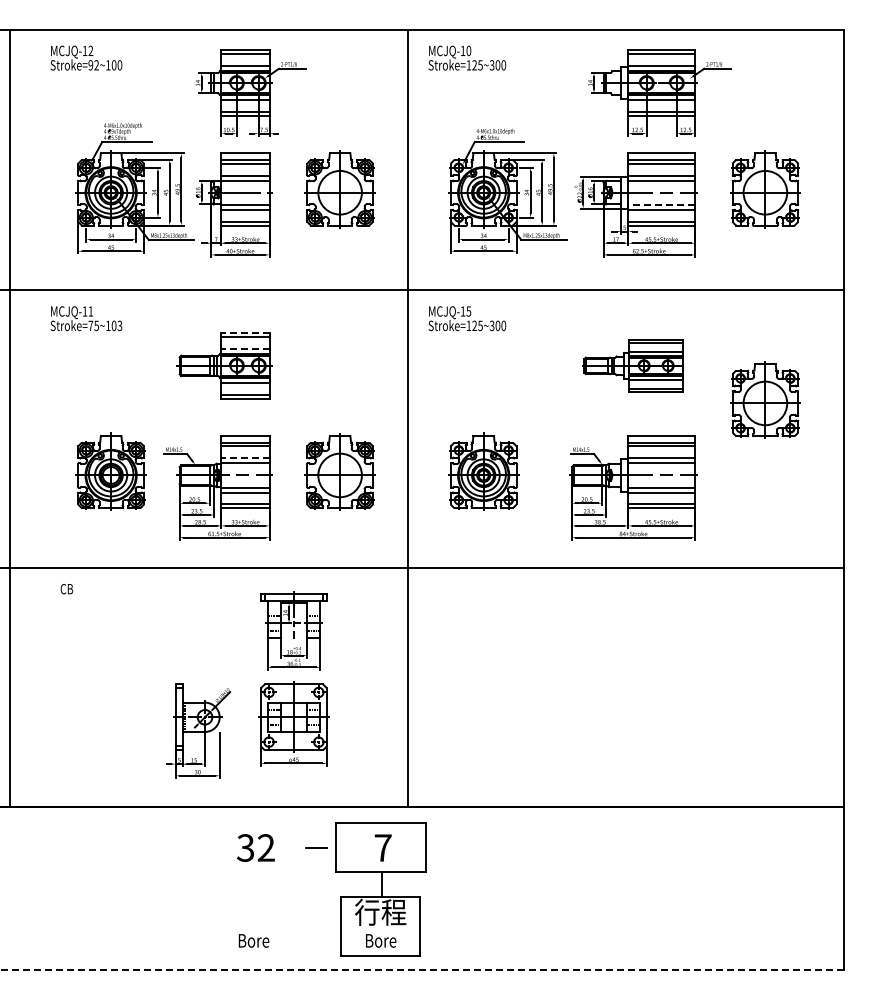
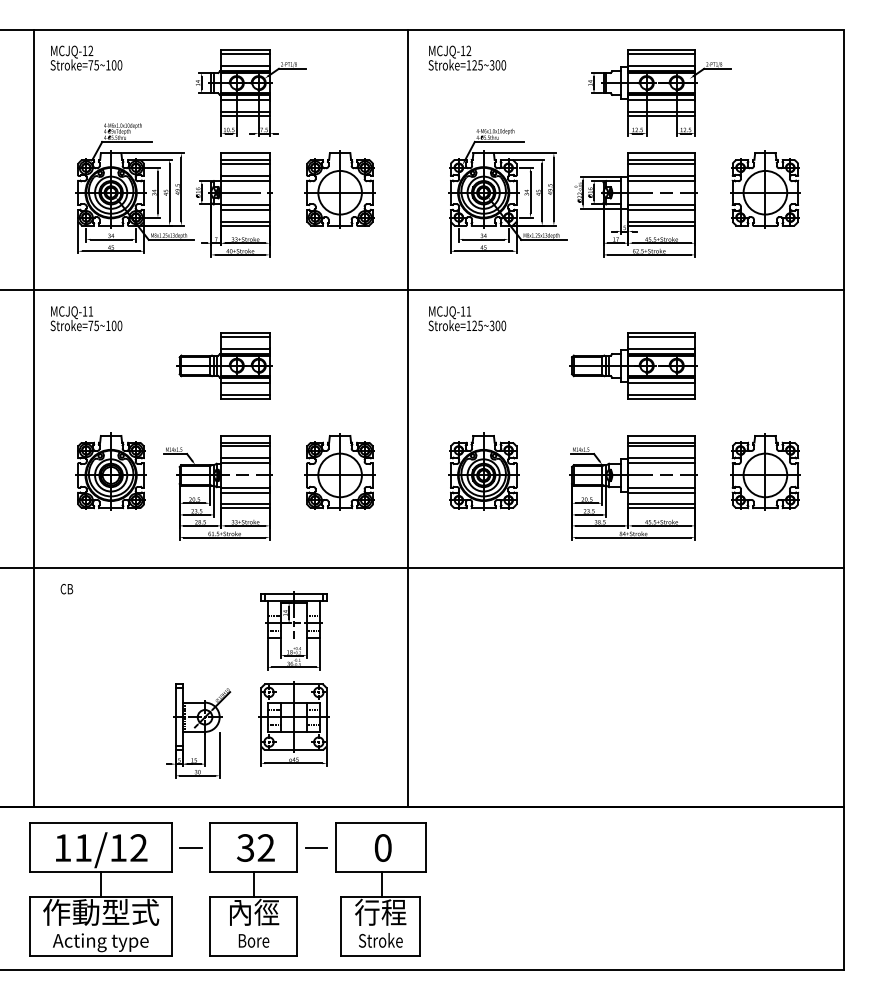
text: MCJQ-10 -> MCJQ-12 (468, 50)
text: Stroke=92~100 -> Stroke=75~100 (93, 65)
line: dashed -> solid (661, 204)
text: MCJQ-15 -> MCJQ-11 (468, 311)
text: Stroke=75~103 -> Stroke=75~100 (119, 325)
line: dashed -> solid (245, 332)
line: dashed -> solid (245, 348)
part size: 102x54 px -> 129x68 px (633, 365)
part position: (765, 399) -> (765, 471) (765, 471)
line position: (9, 418) -> (33, 418) (33, 418)
line: dashed -> solid (245, 458)
text: 7 -> 0 (382, 847)
part: none -> present (163, 896)
text: Bore -> Stroke (380, 940)
line: dashed -> solid (421, 969)
